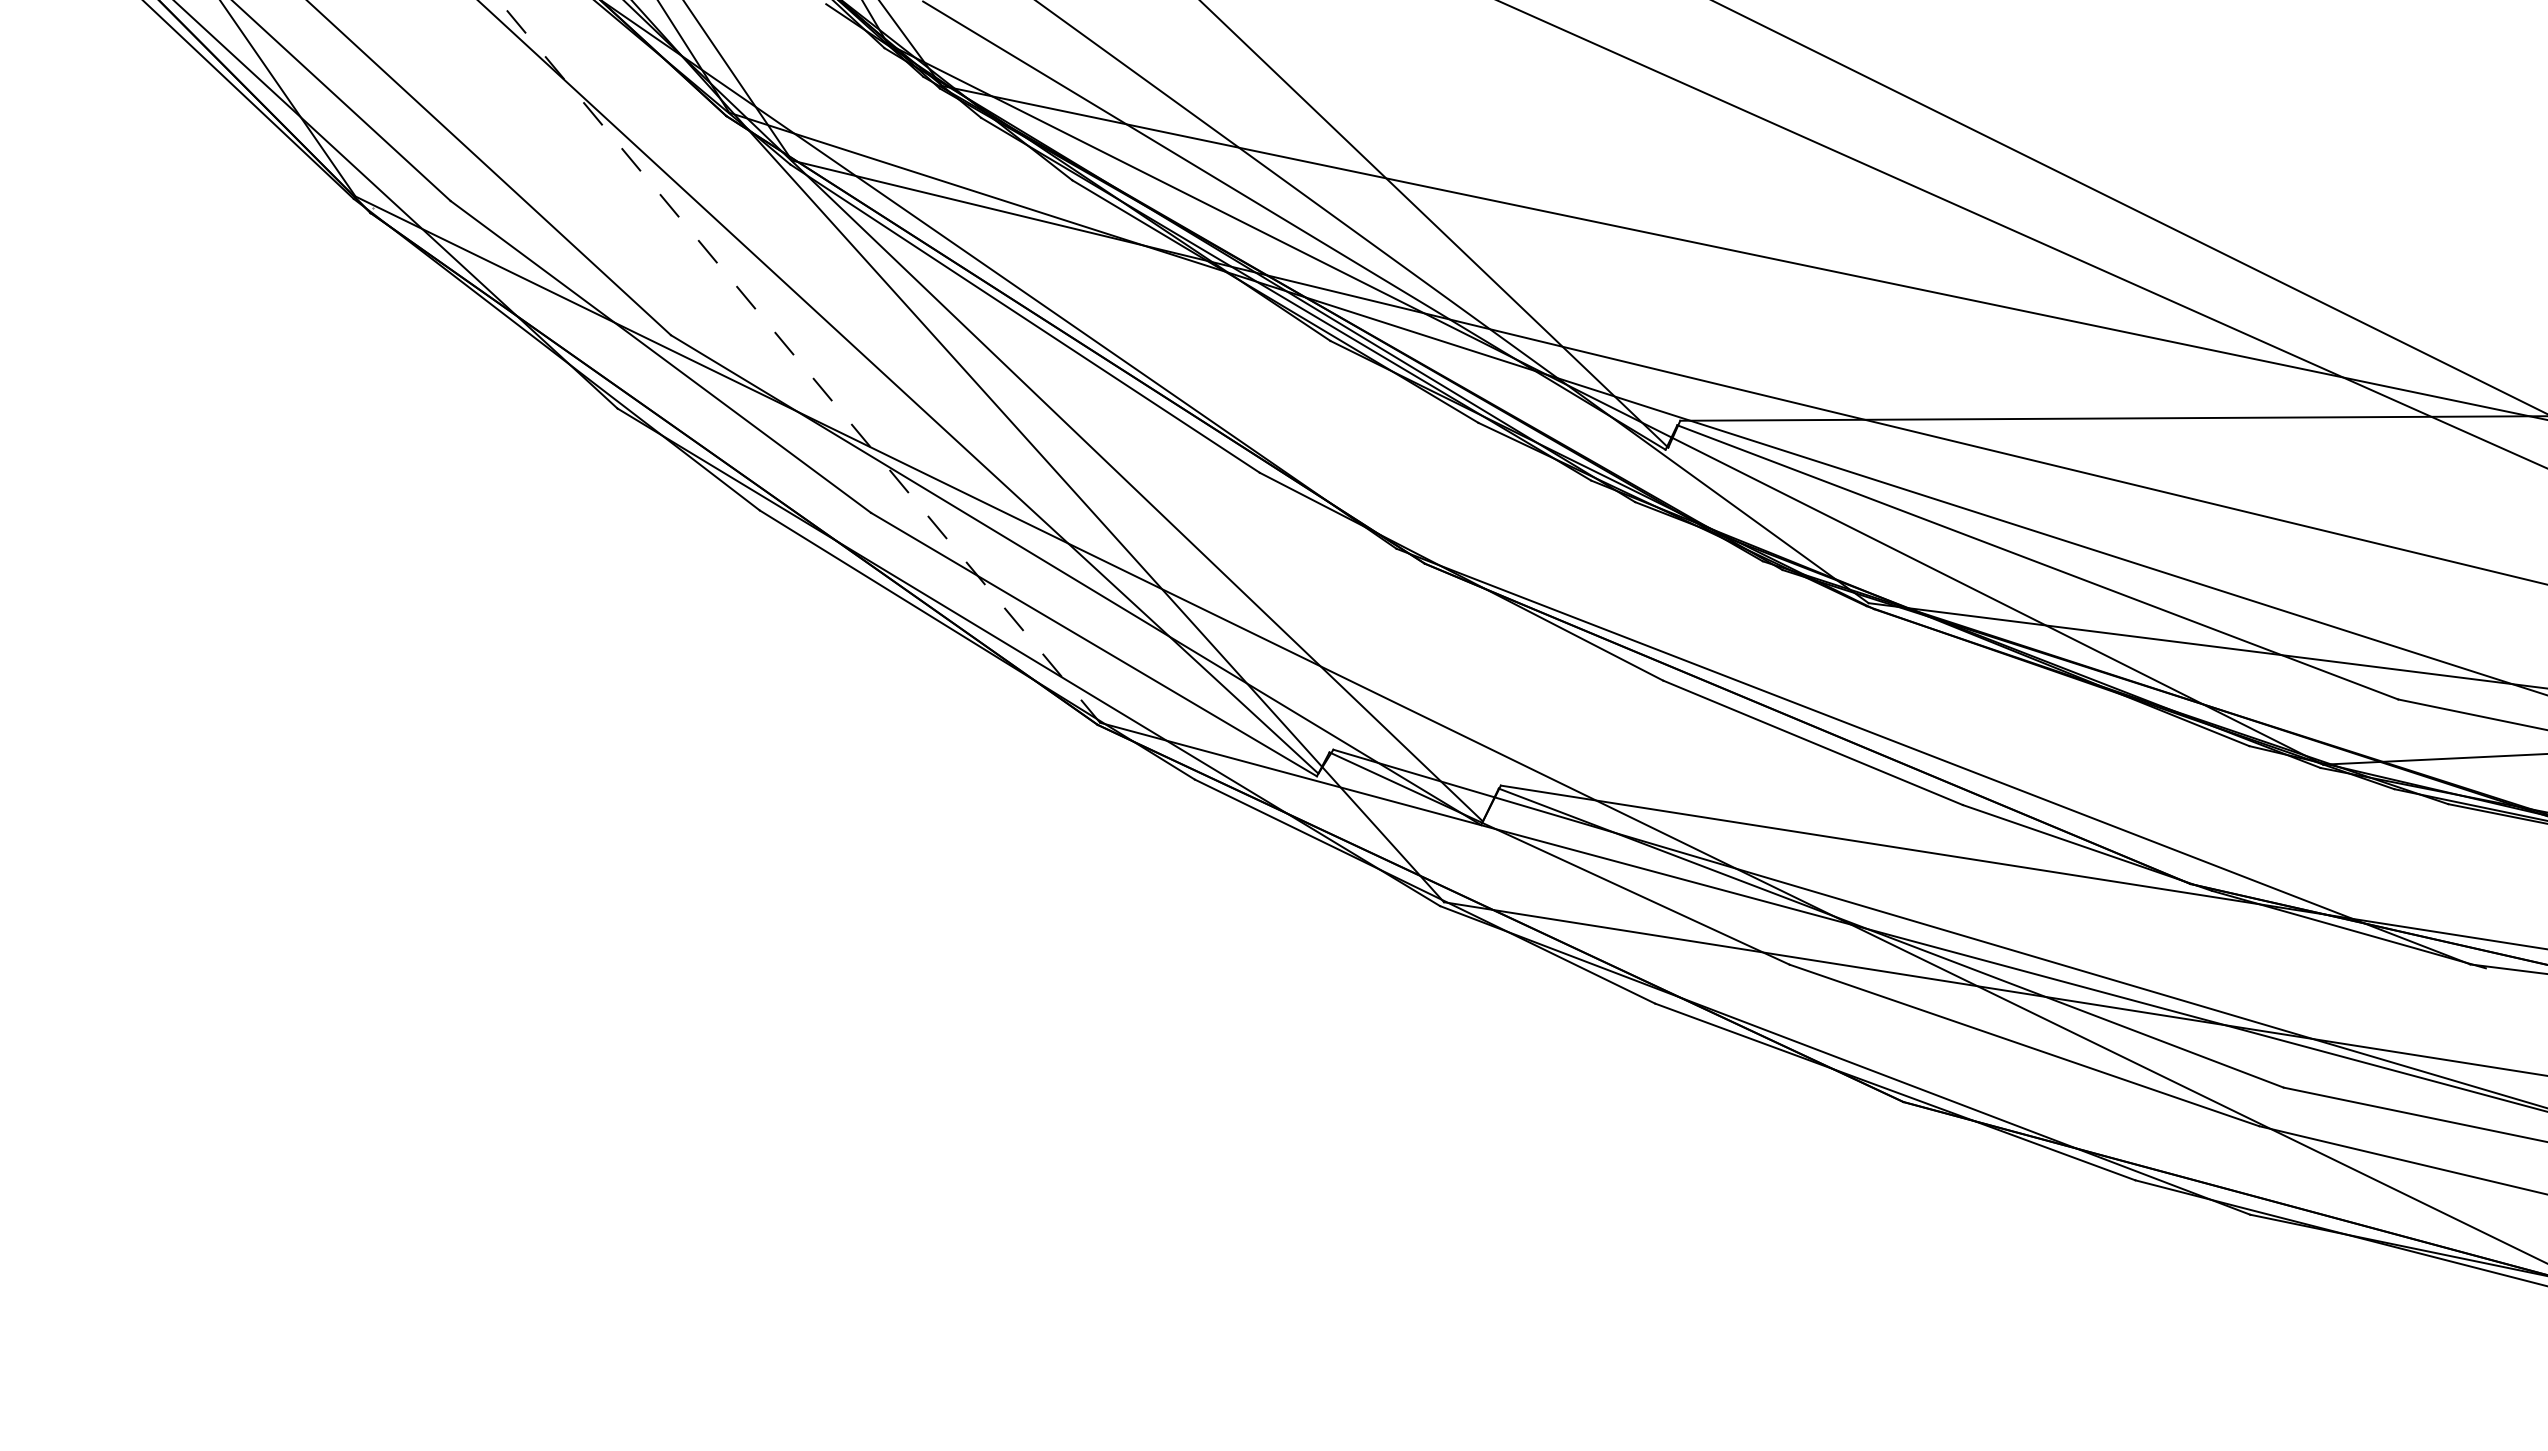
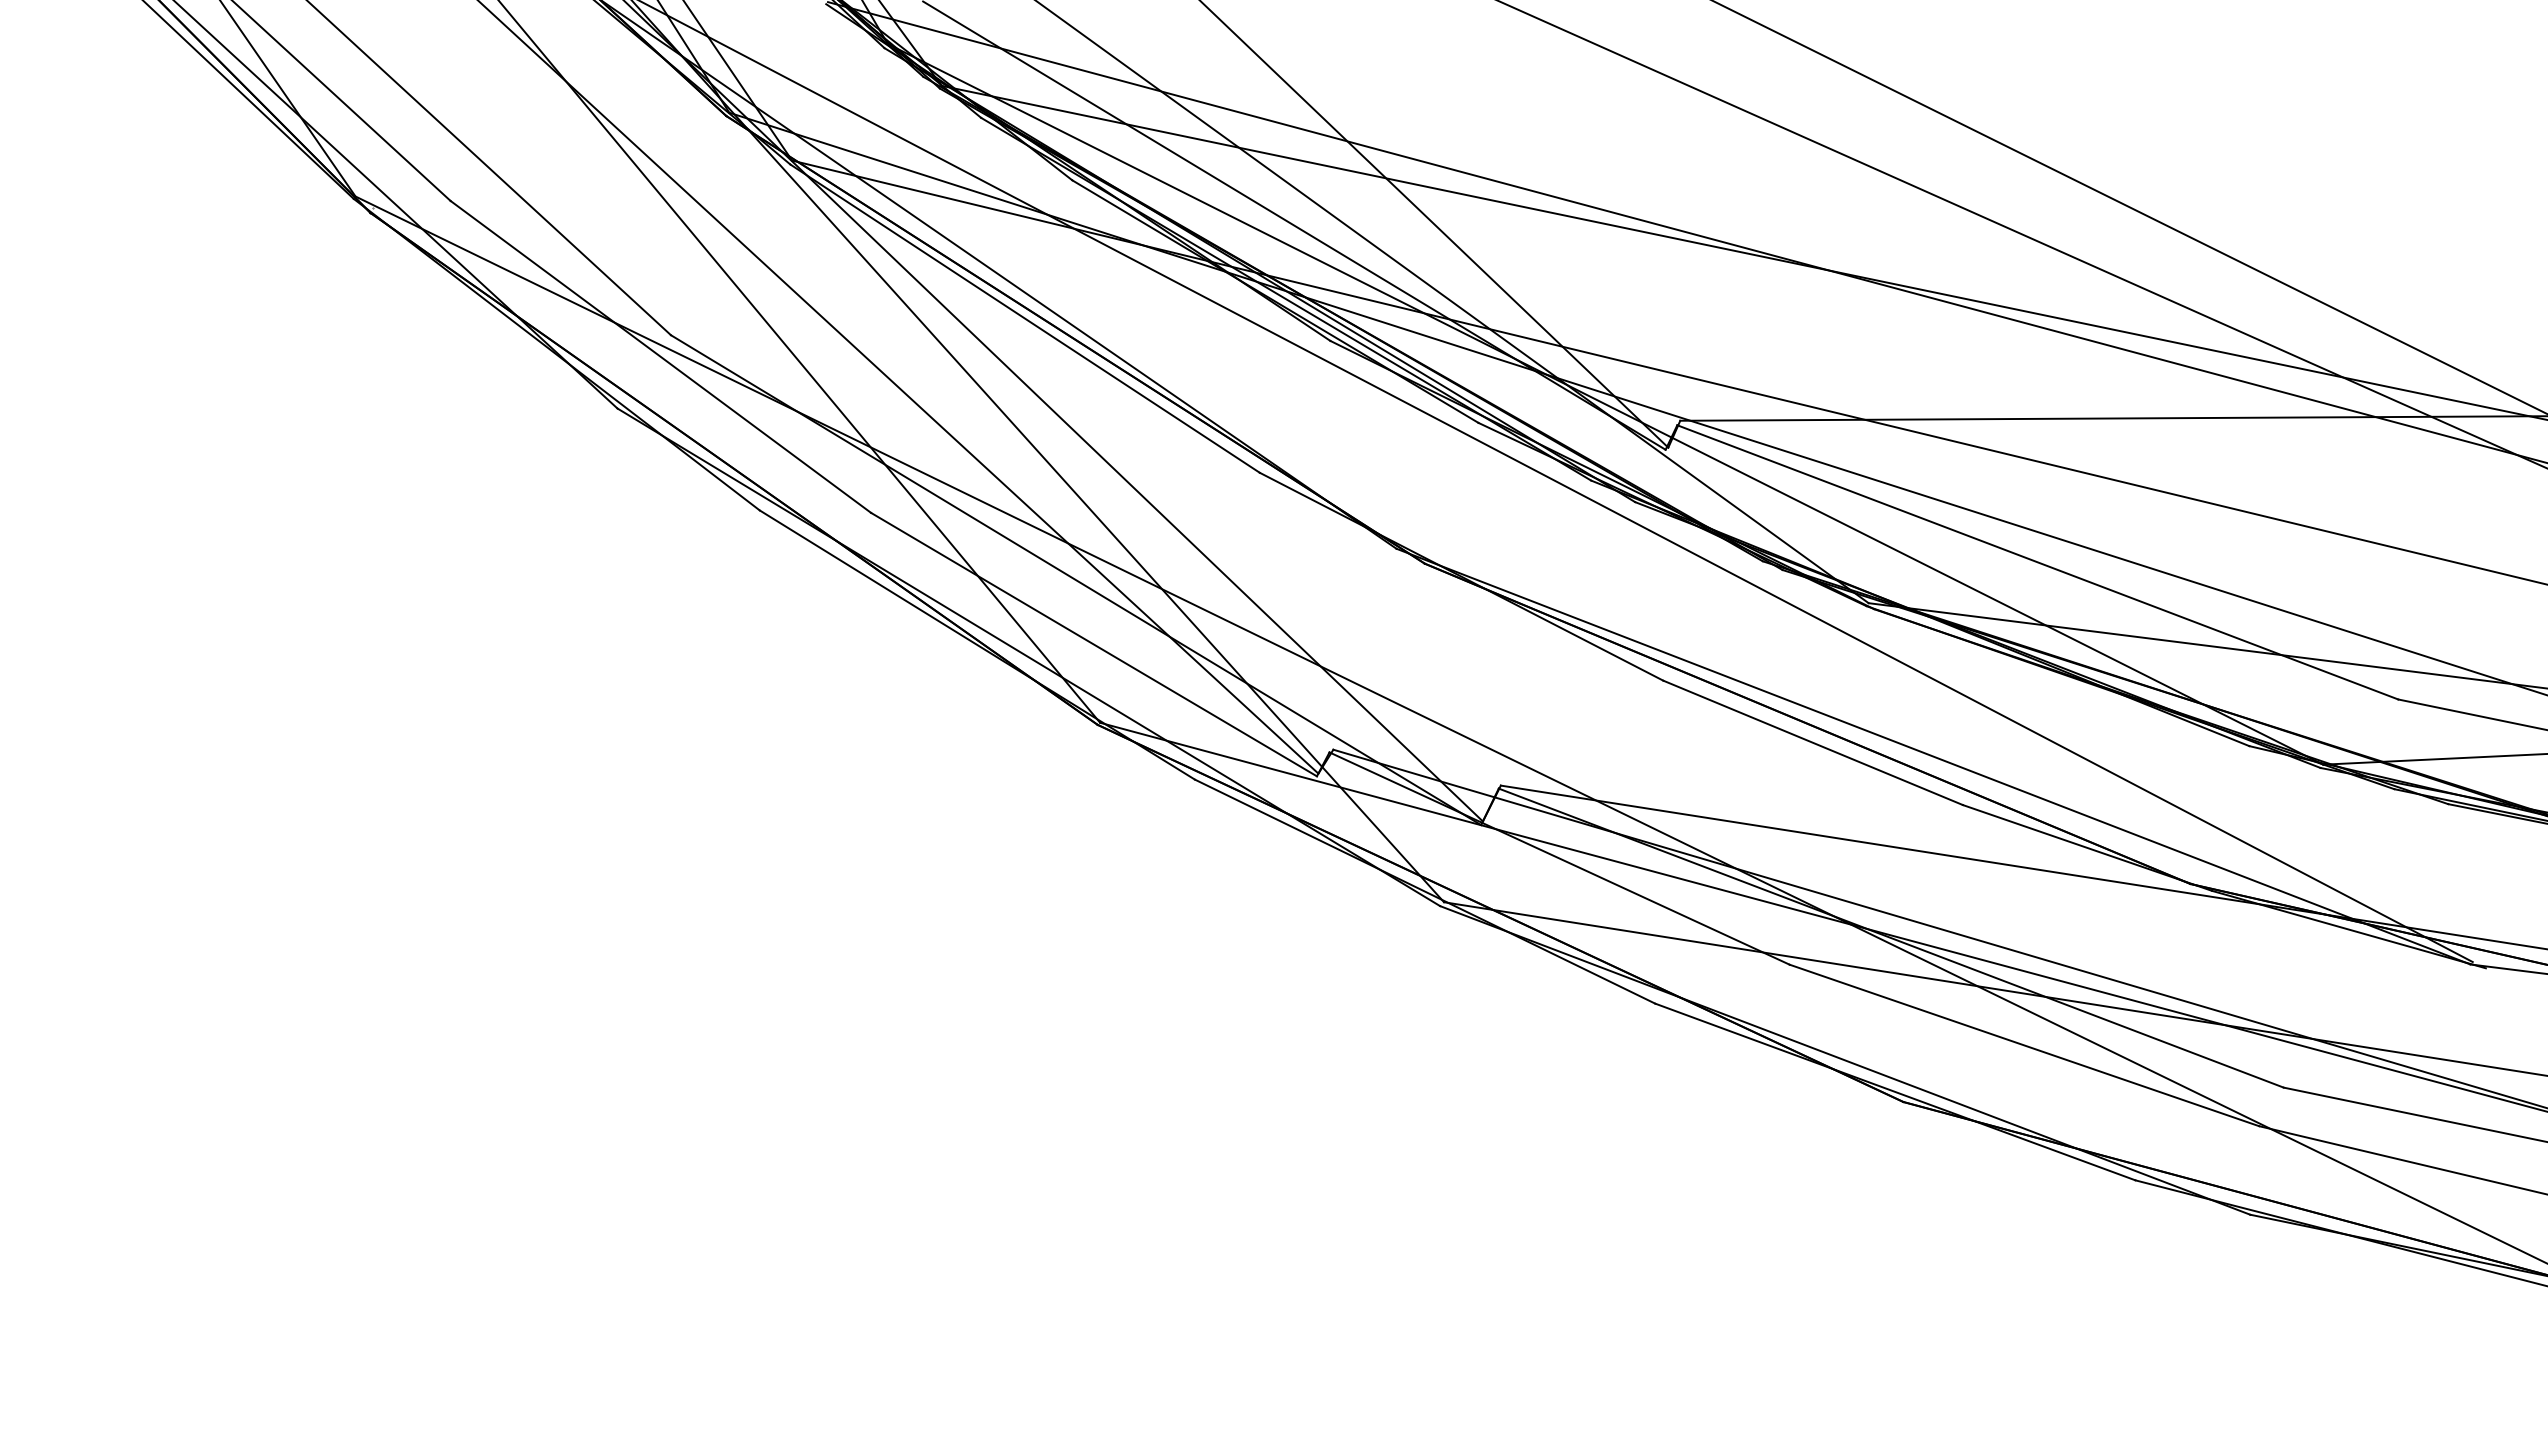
line: none -> present (1686, 232)
line: dashed -> solid (799, 361)
line: none -> present (1557, 482)
